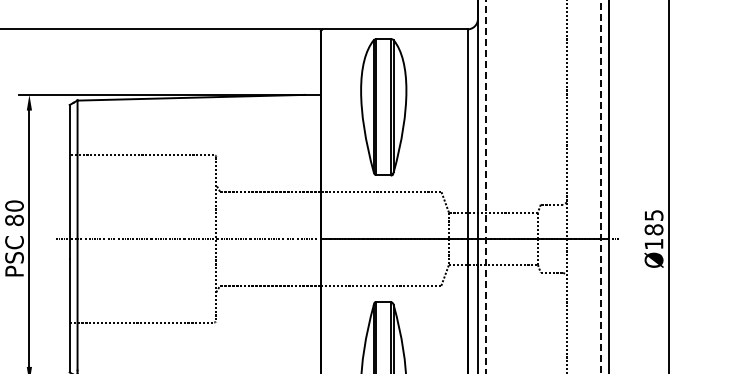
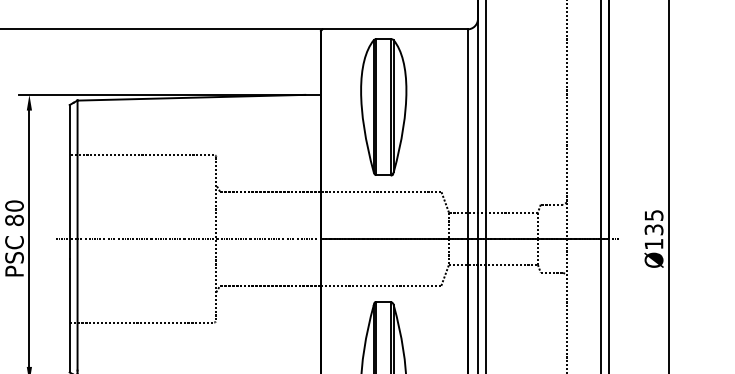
line: dashed -> solid (600, 186)
line: dashed -> solid (485, 187)
text: Ø185 -> Ø135 (653, 229)
